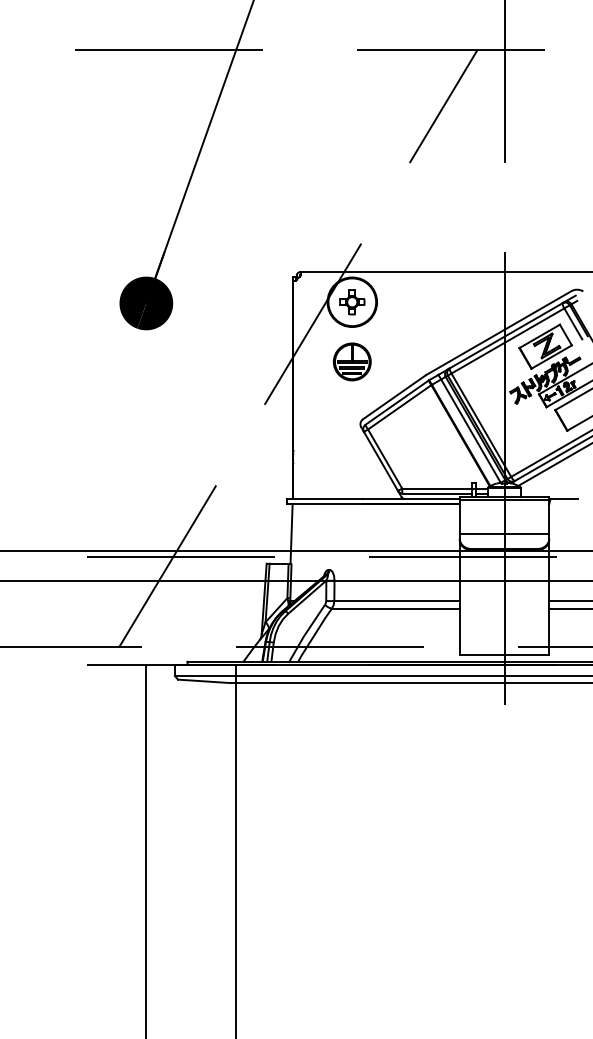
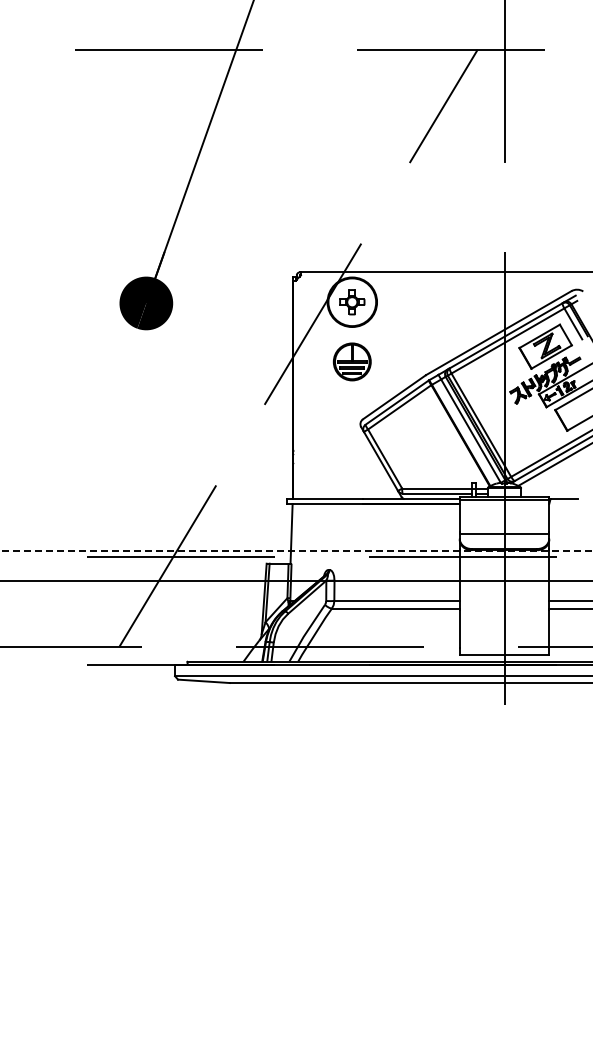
line: solid -> dashed (296, 551)
line: present -> none (146, 849)
line: present -> none (235, 849)
